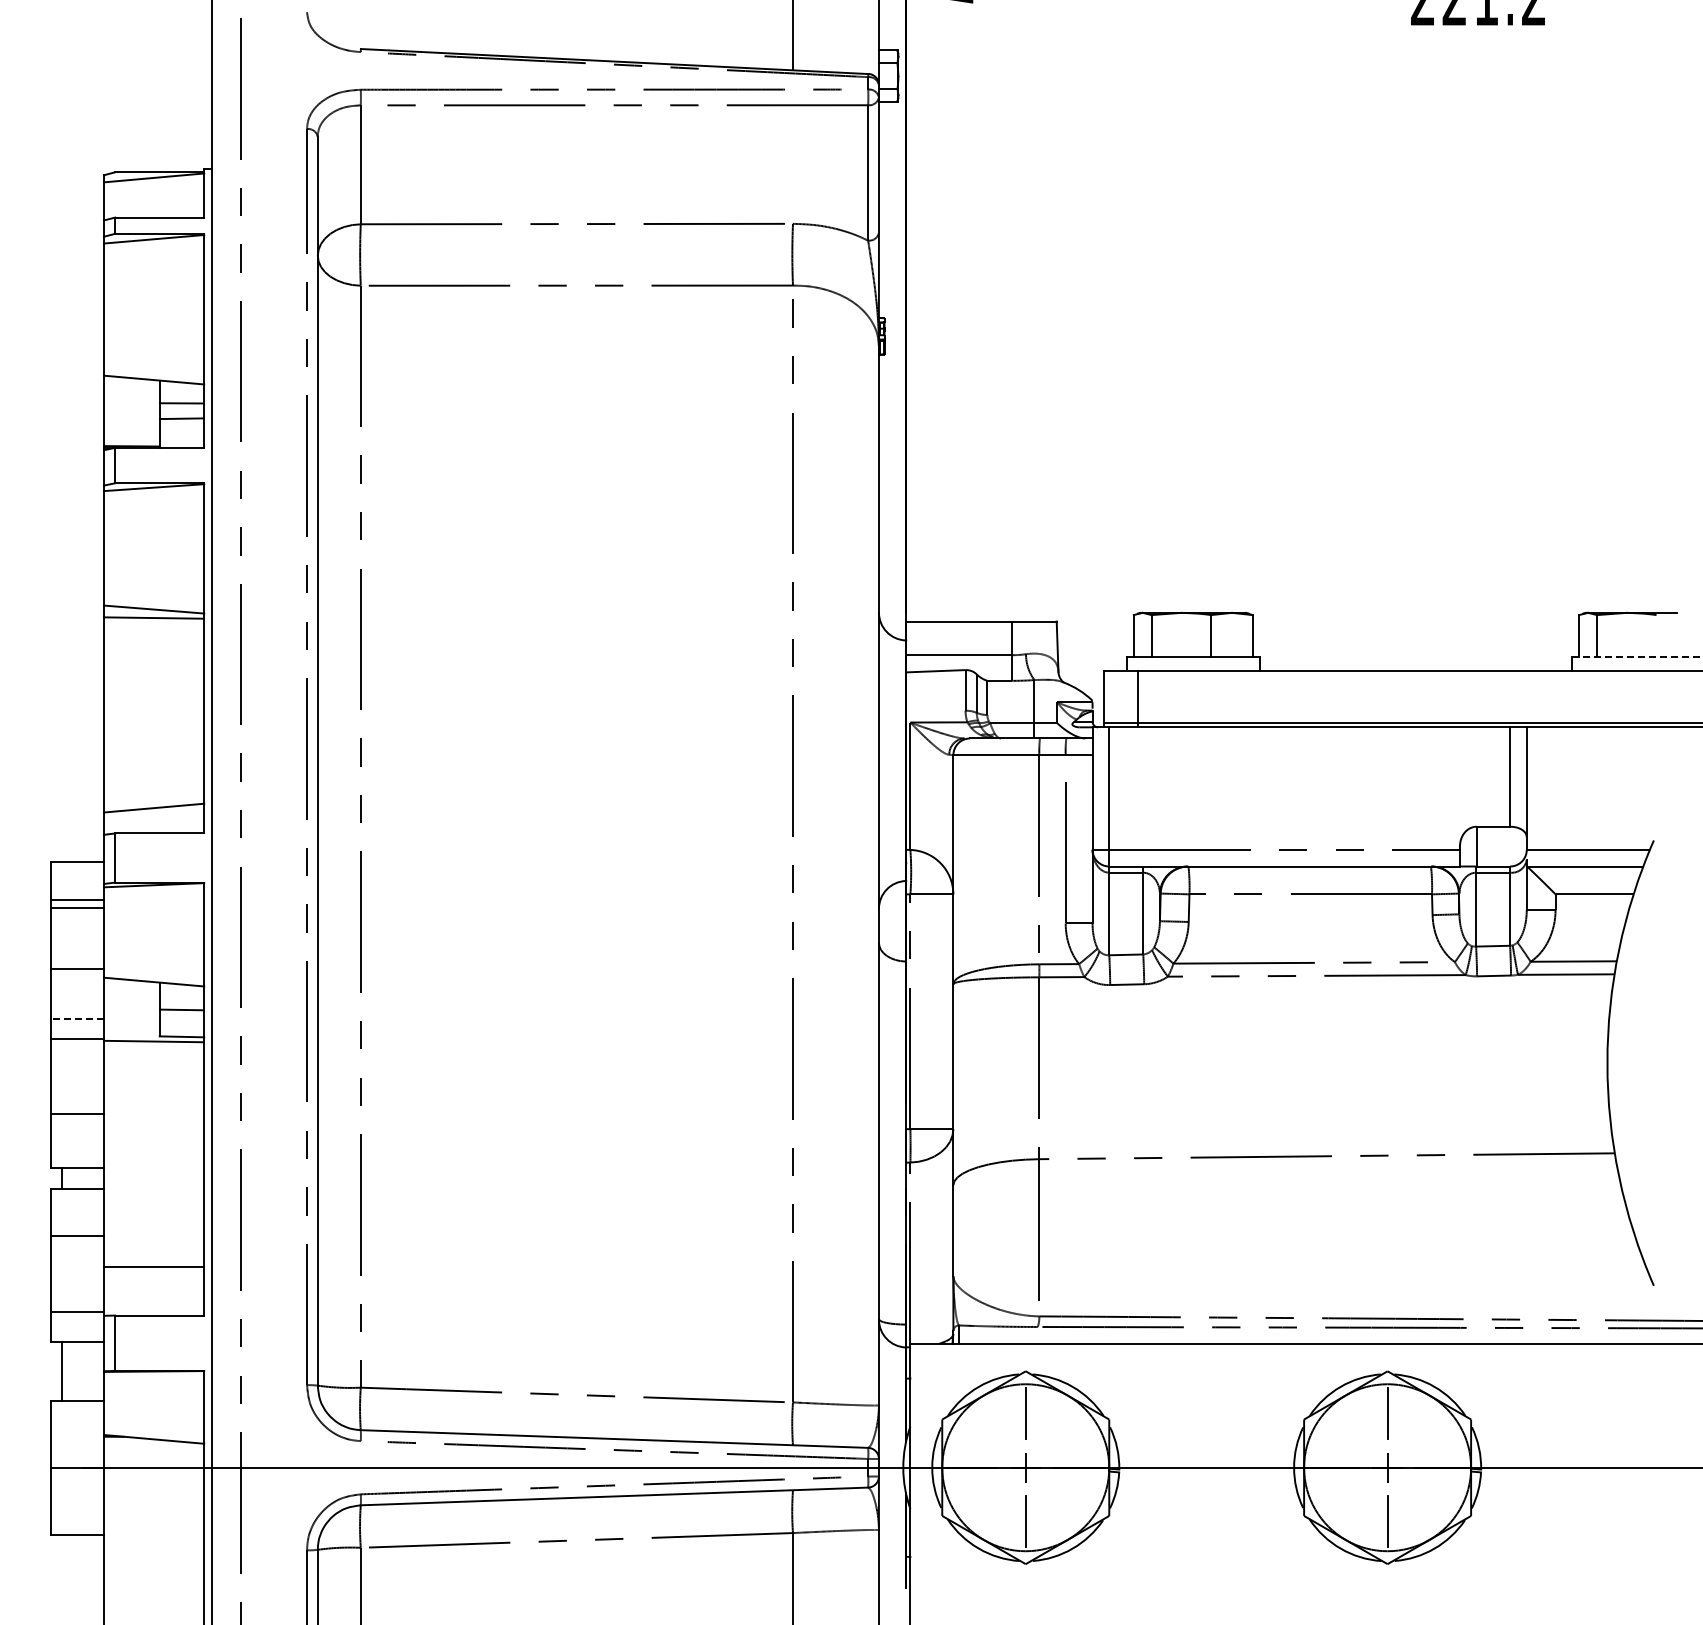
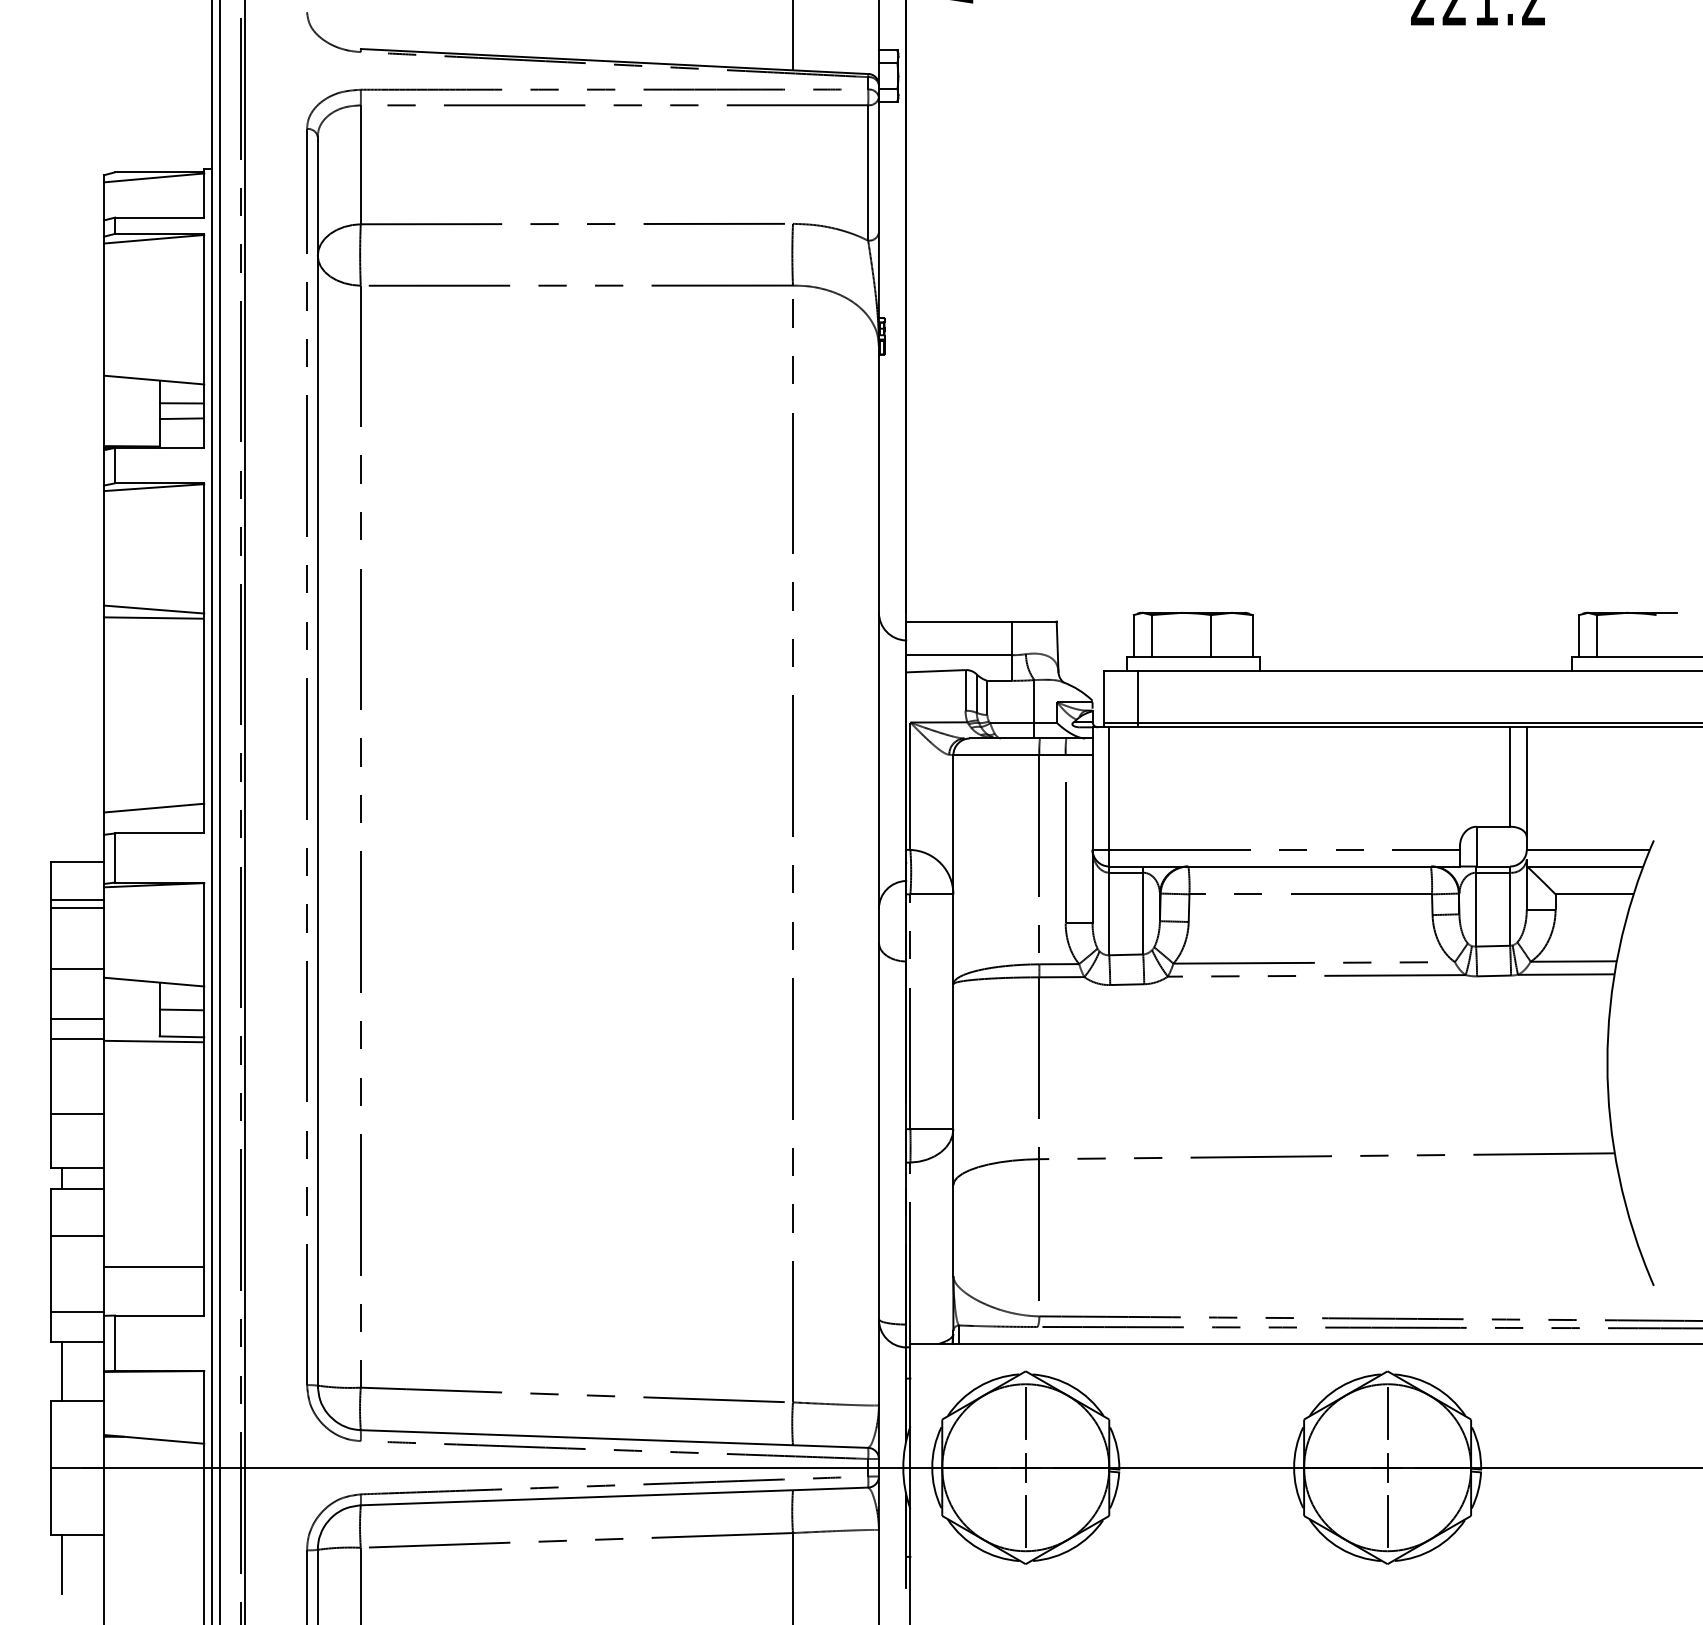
line: dashed -> solid (1637, 657)
line: none -> present (220, 811)
line: none -> present (245, 811)
line: dashed -> solid (77, 1019)
line: none -> present (62, 1563)
